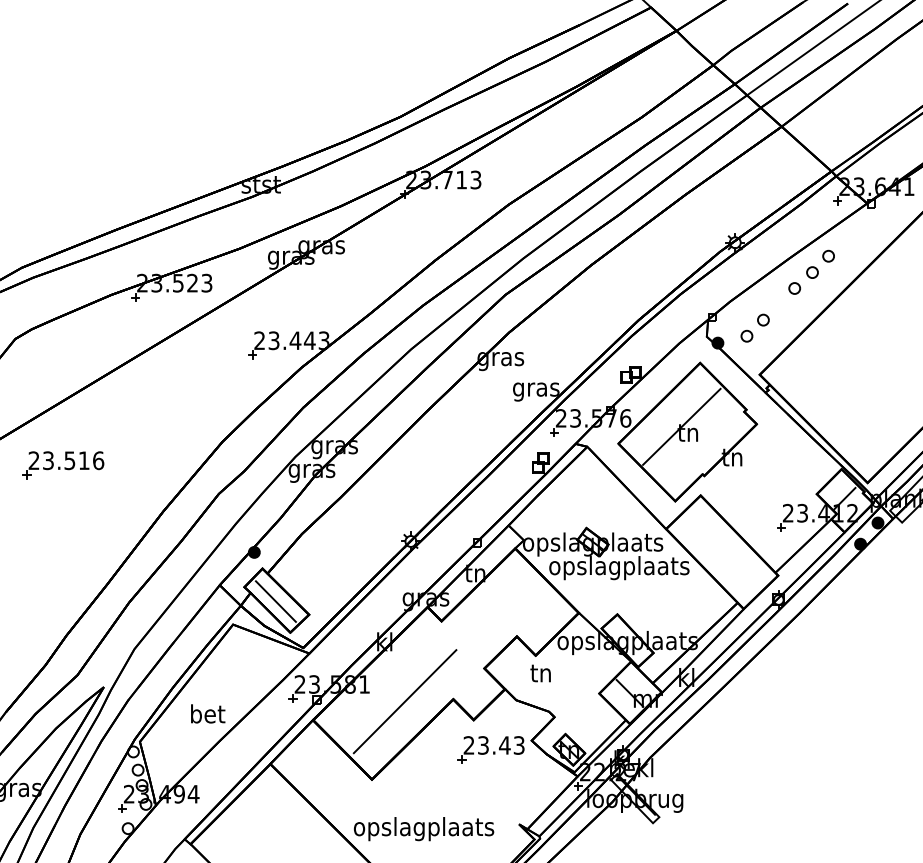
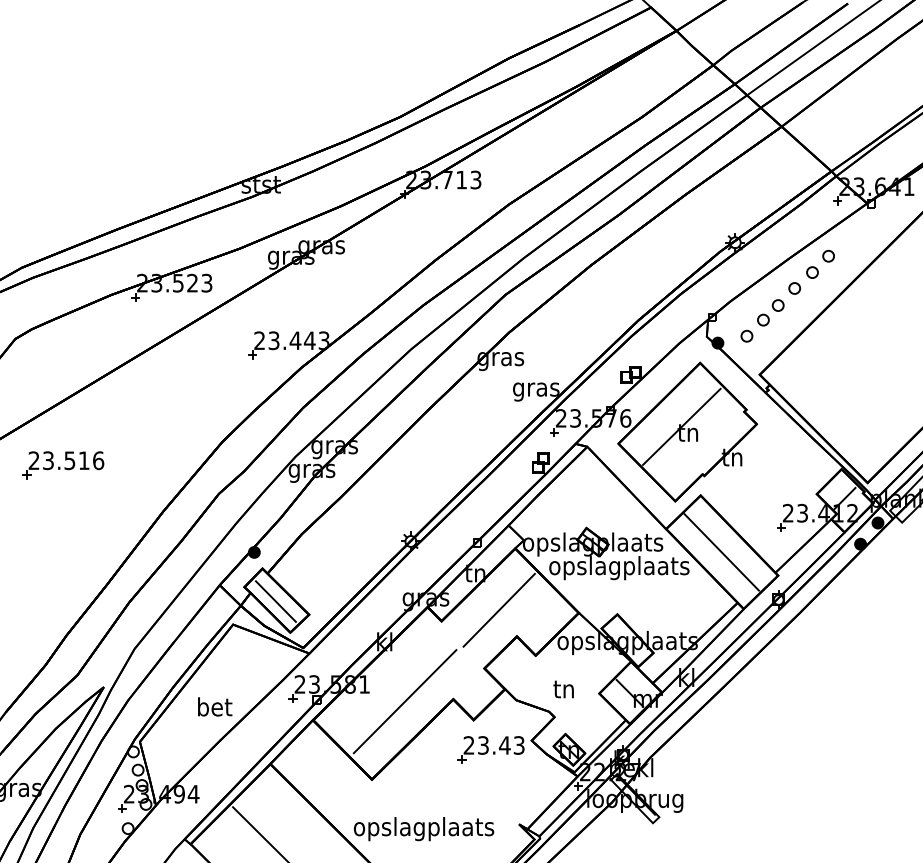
part: none -> present (777, 305)
line: none -> present (721, 552)
line: none -> present (498, 609)
text position: (540, 673) -> (563, 689) (563, 689)
text position: (208, 713) -> (215, 706) (215, 706)
line: none -> present (258, 833)
